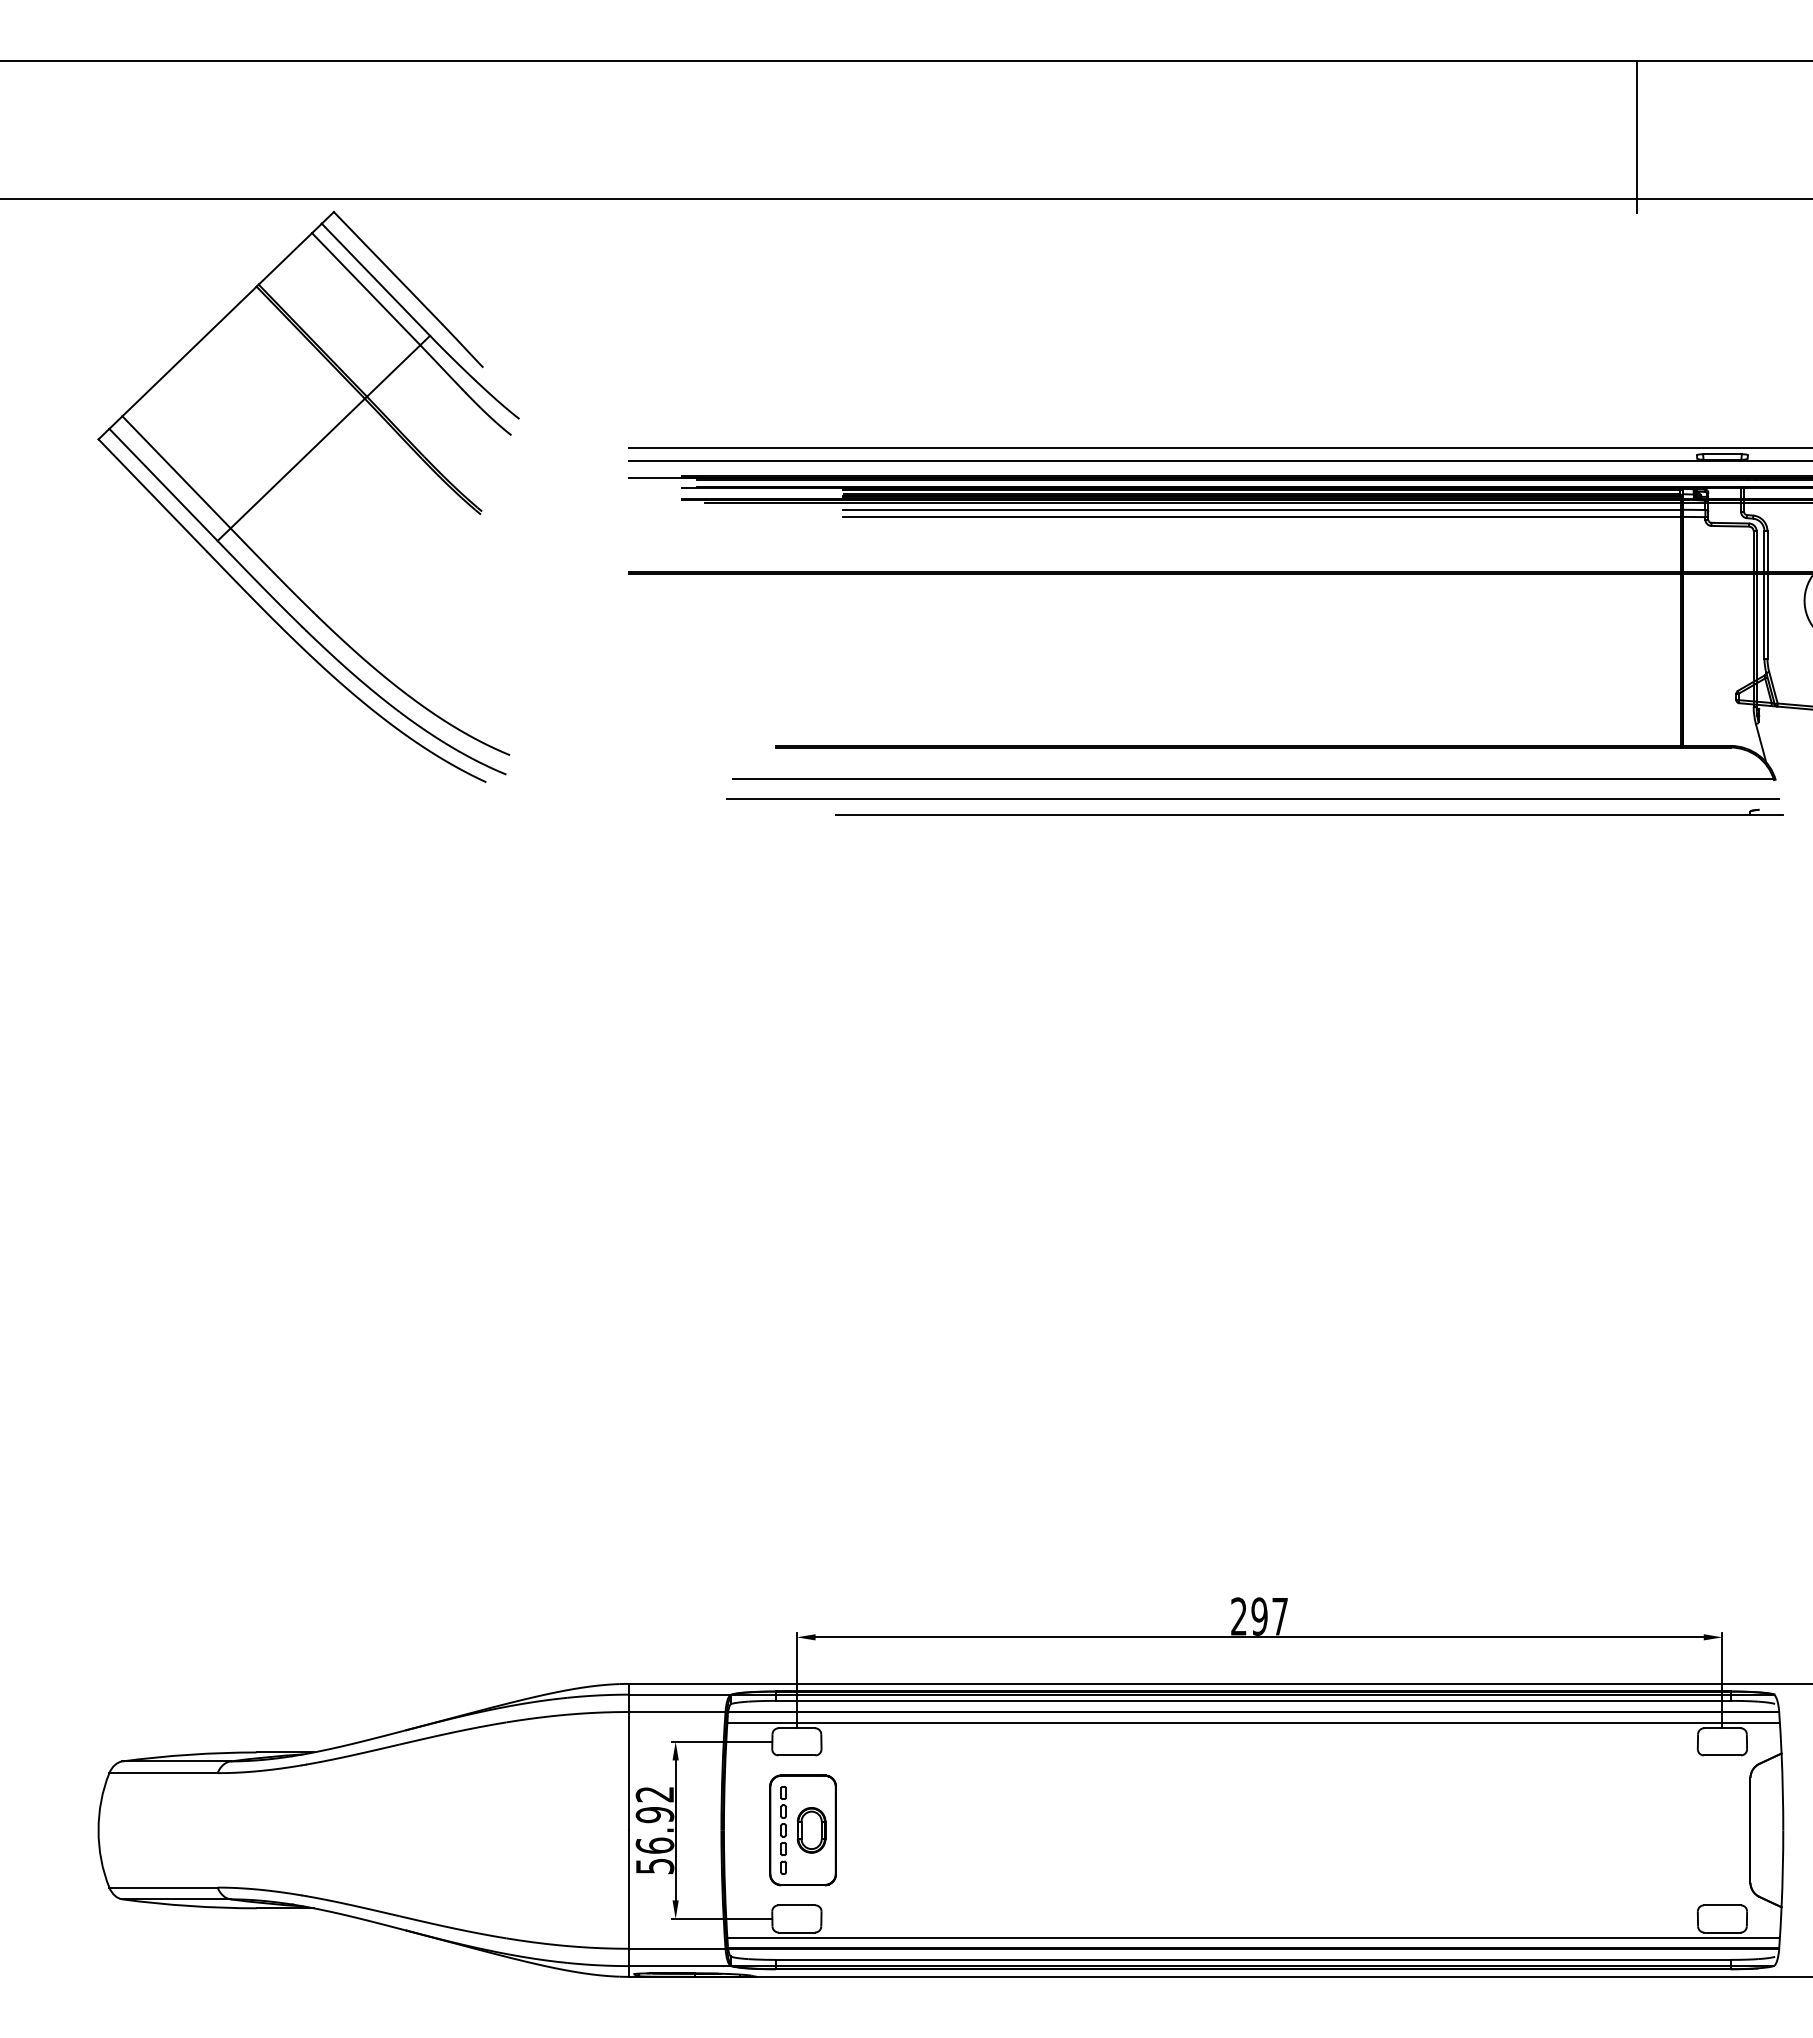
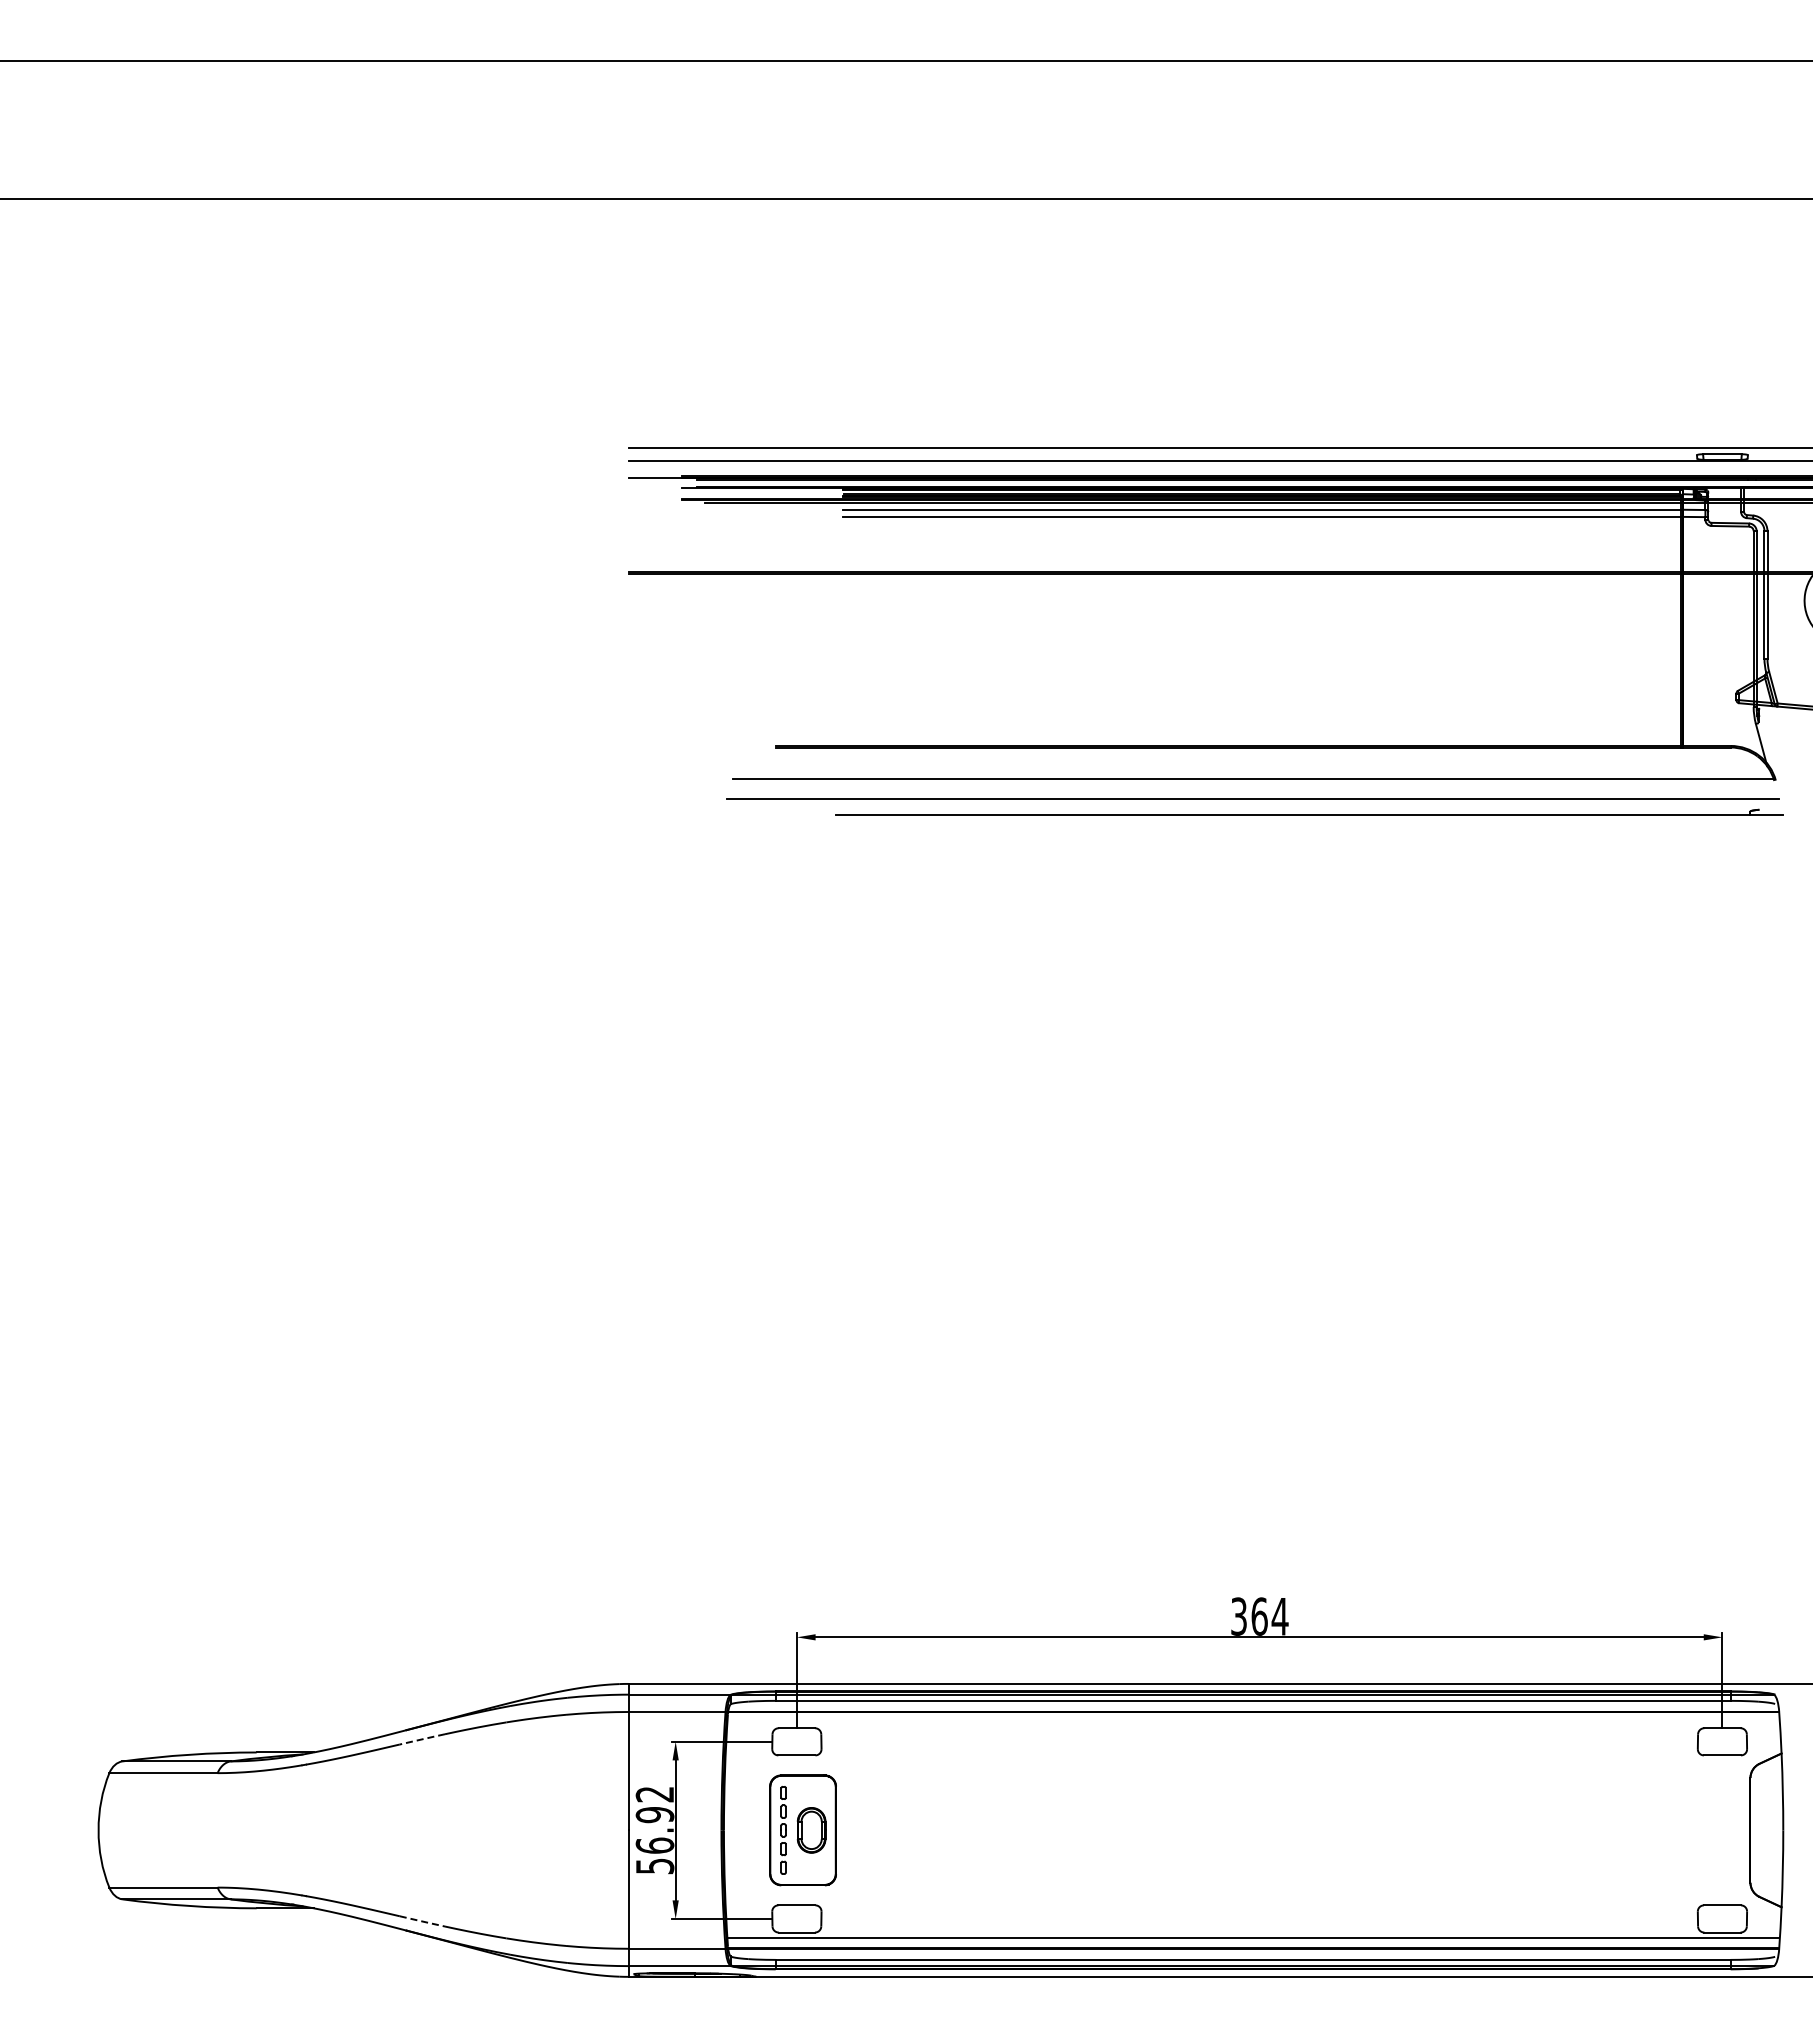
line: present -> none (1636, 137)
part: present -> none (287, 474)
text: 297 -> 364 (1259, 1616)
line: present -> none (1253, 1722)
line: solid -> dashed (422, 1739)
line: solid -> dashed (422, 1921)
